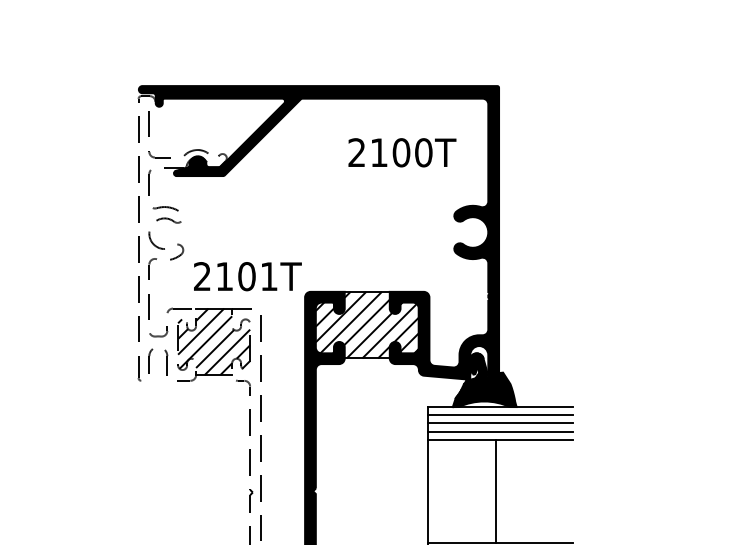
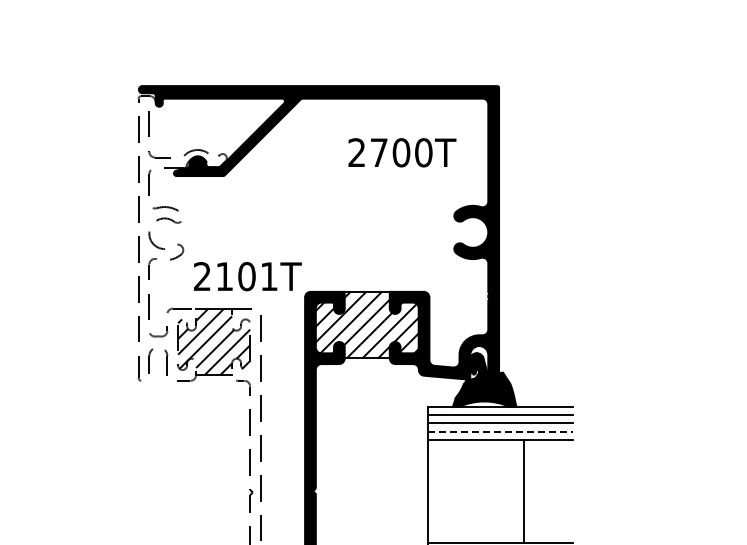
text: 2100T -> 2700T (379, 152)
line: solid -> dashed (501, 431)
line position: (496, 490) -> (524, 490) (524, 490)
